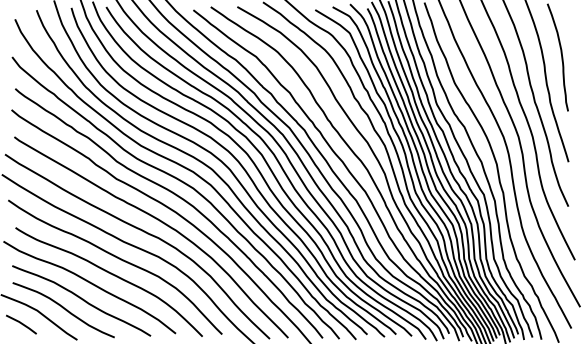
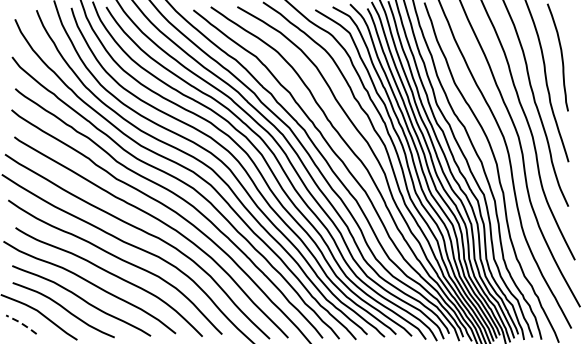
line: solid -> dashed (22, 323)
